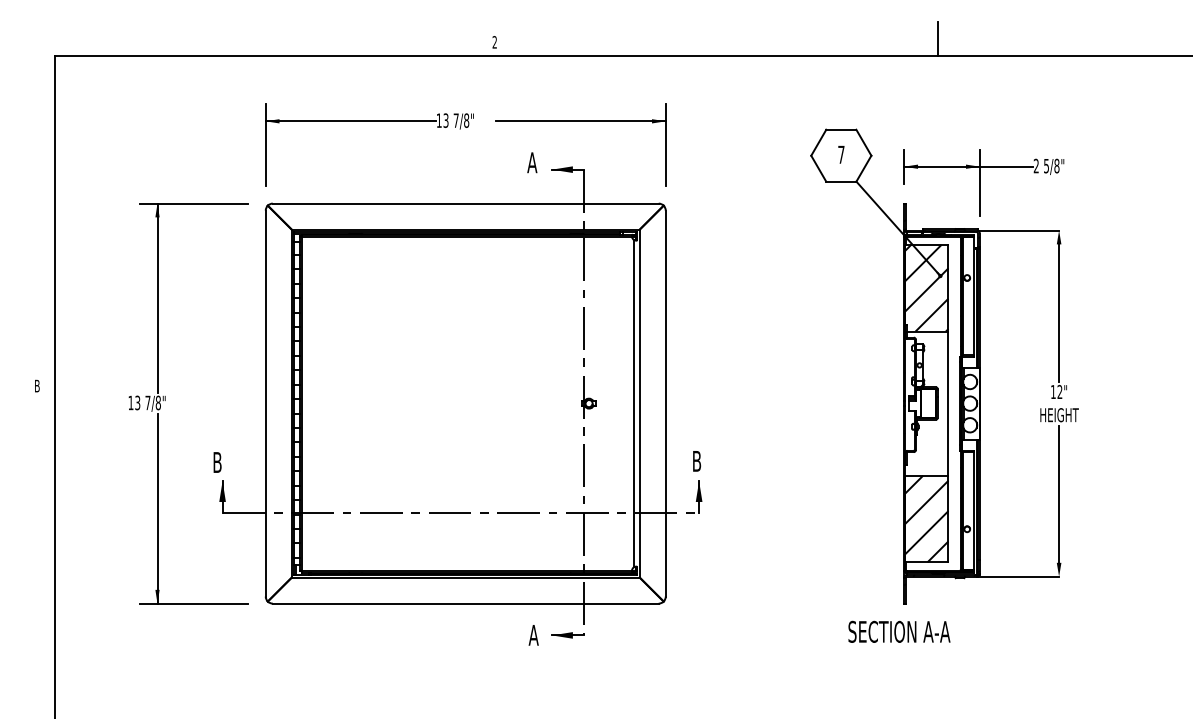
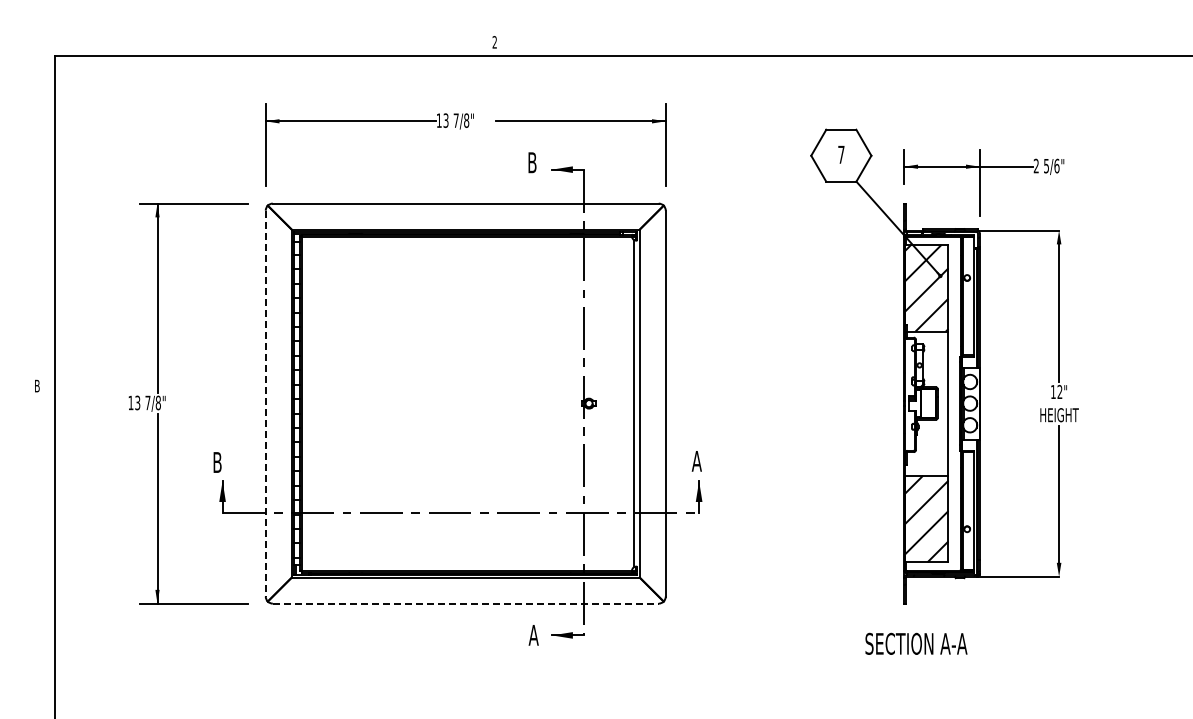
line: present -> none (938, 38)
text: A -> B (532, 162)
text: 5/8" -> 5/6" (1056, 165)
line: solid -> dashed (265, 403)
text: B -> A (696, 461)
line: solid -> dashed (465, 603)
text position: (899, 631) -> (916, 643) (916, 643)
